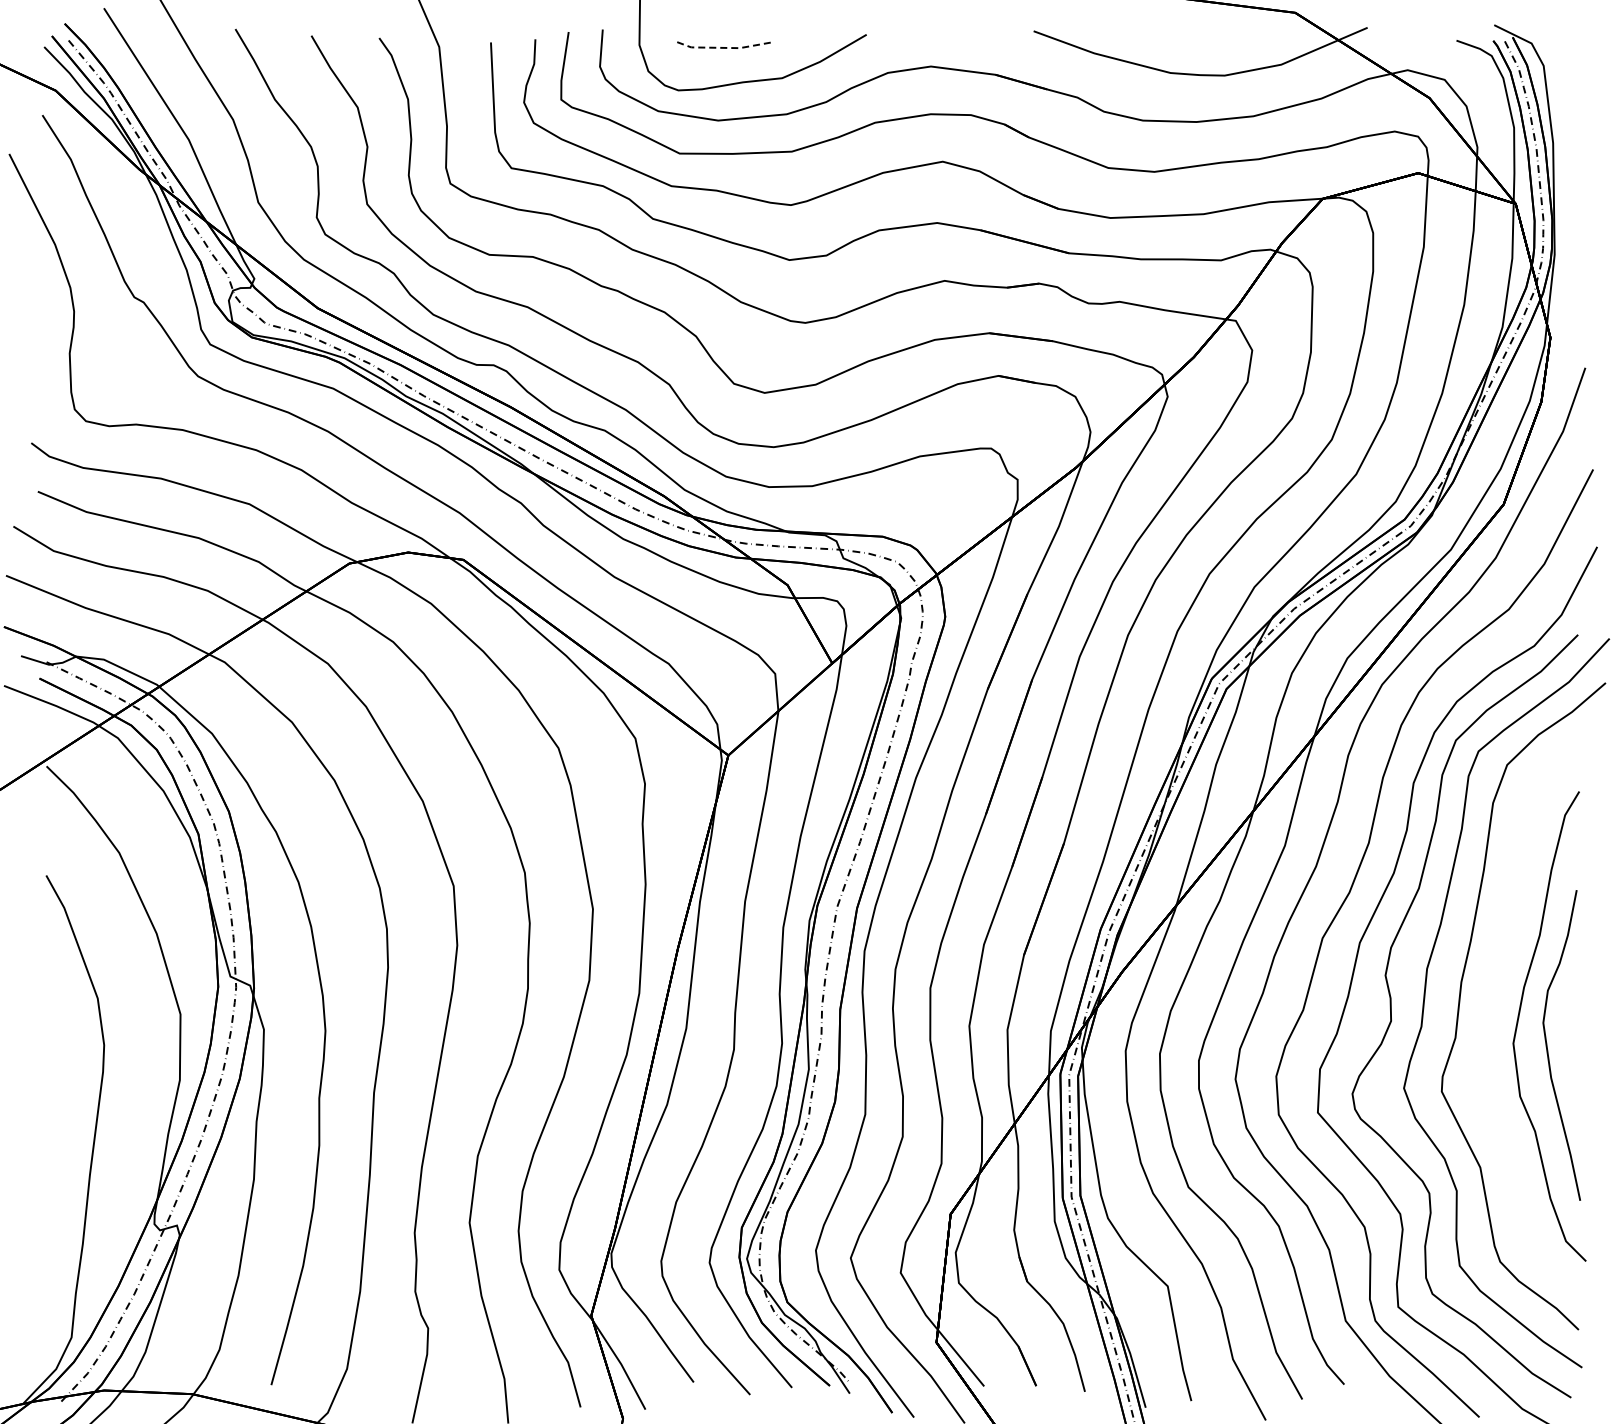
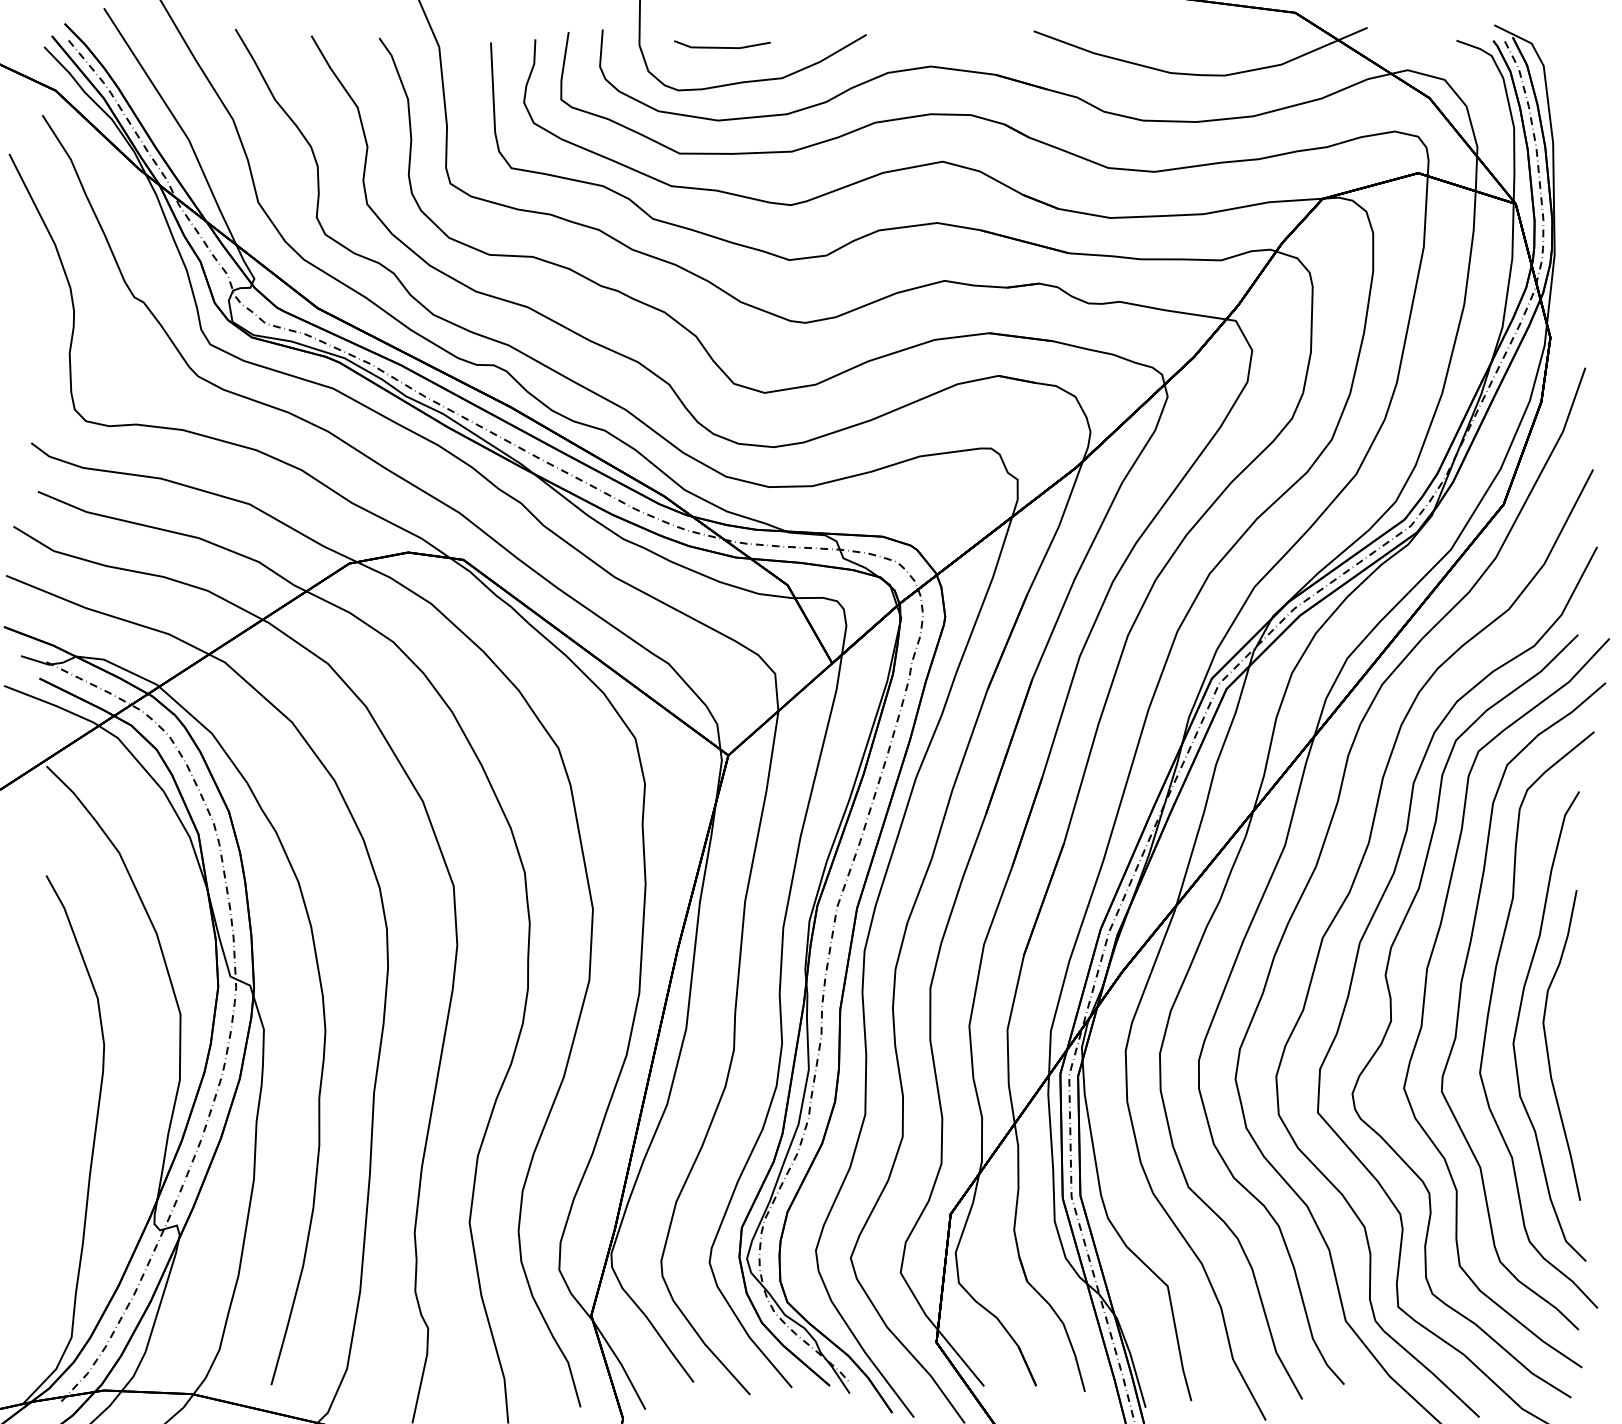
line: dashed -> solid (721, 47)
curve: none -> present (1489, 1013)
